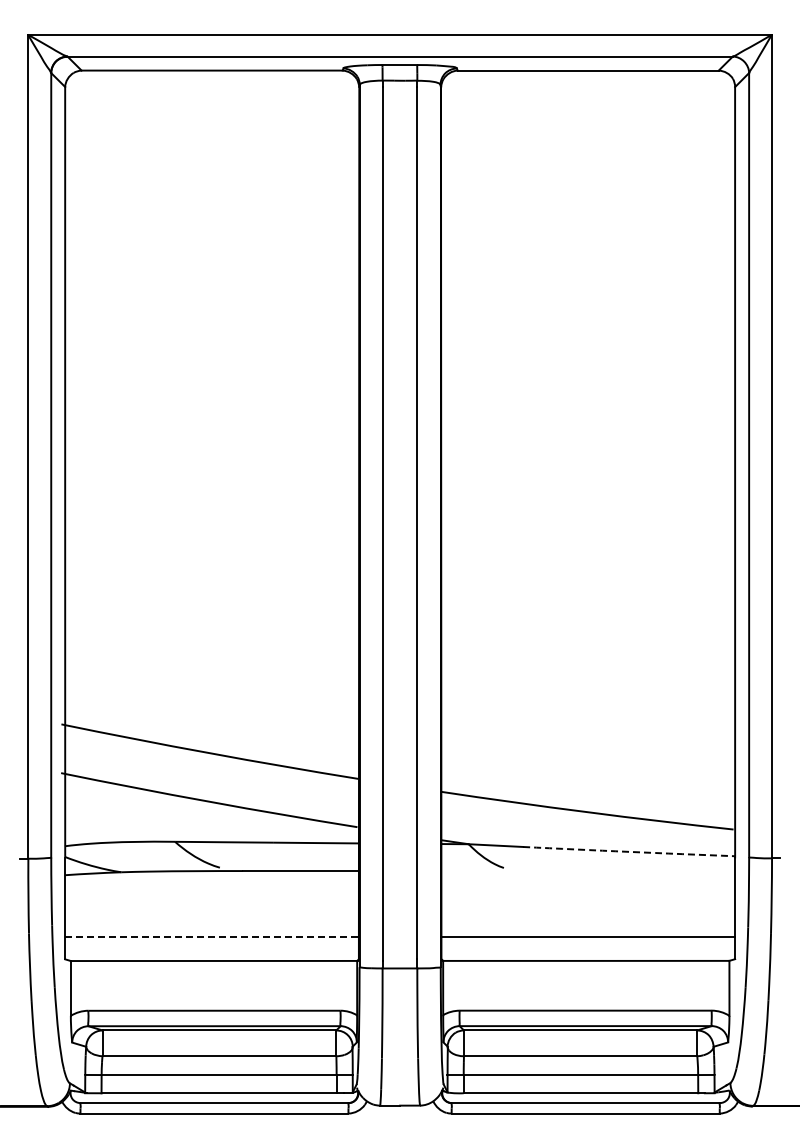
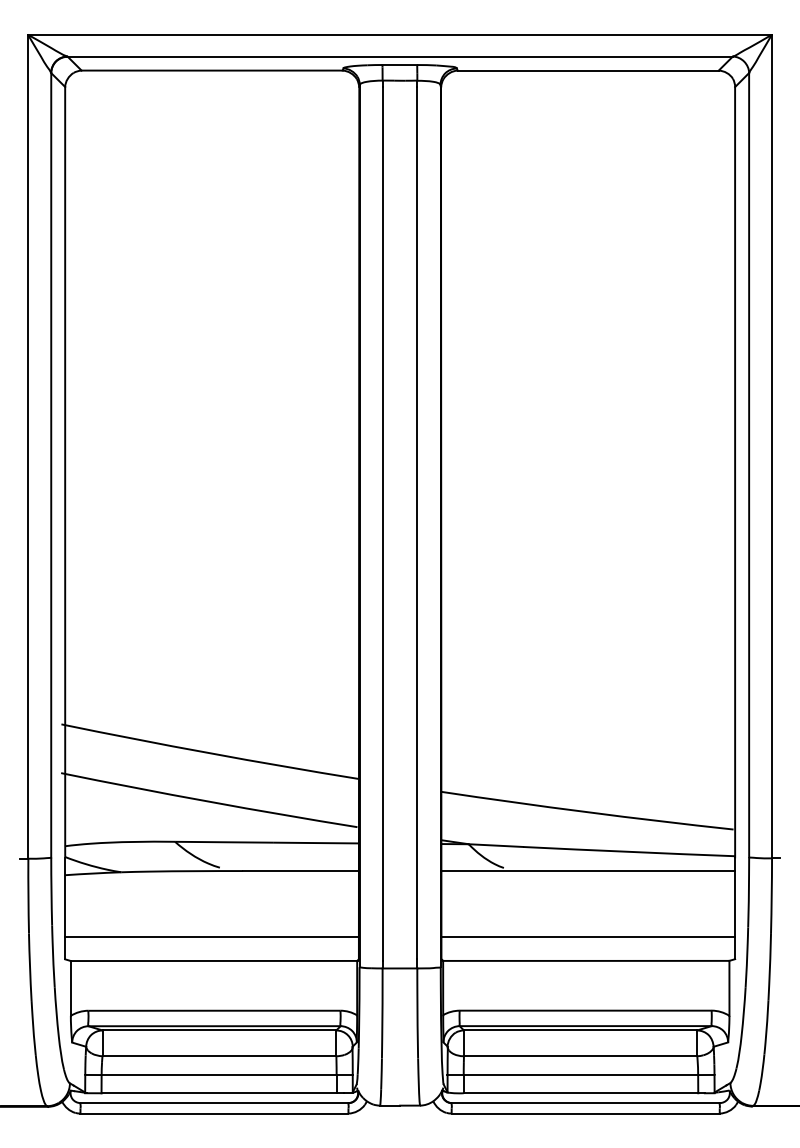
arc: dashed -> solid (629, 851)
line: none -> present (588, 871)
line: dashed -> solid (211, 936)
